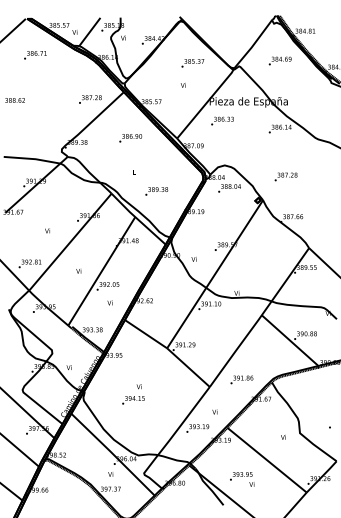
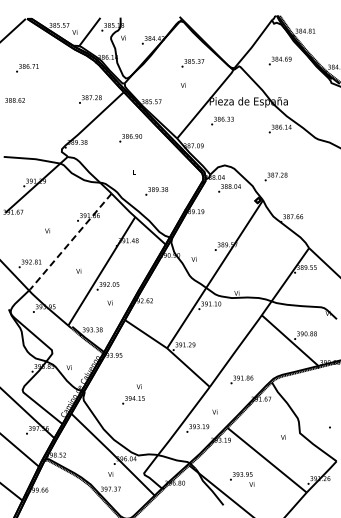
text position: (35, 55) -> (27, 68) (27, 68)
text position: (285, 176) -> (275, 176) (275, 176)
line: solid -> dashed (69, 243)
